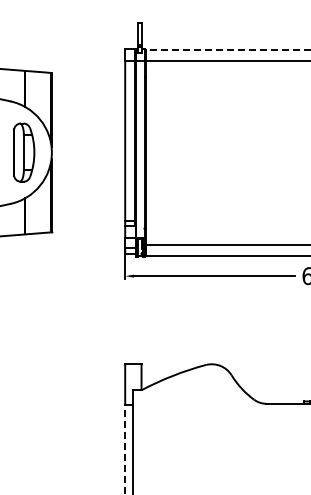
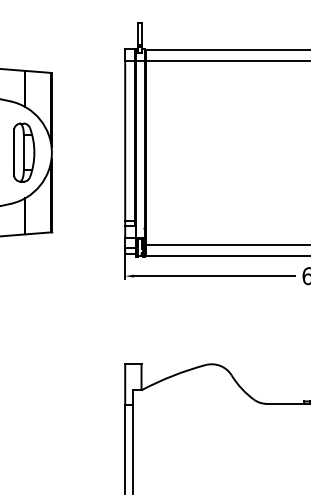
line: dashed -> solid (227, 49)
line: dashed -> solid (125, 449)
